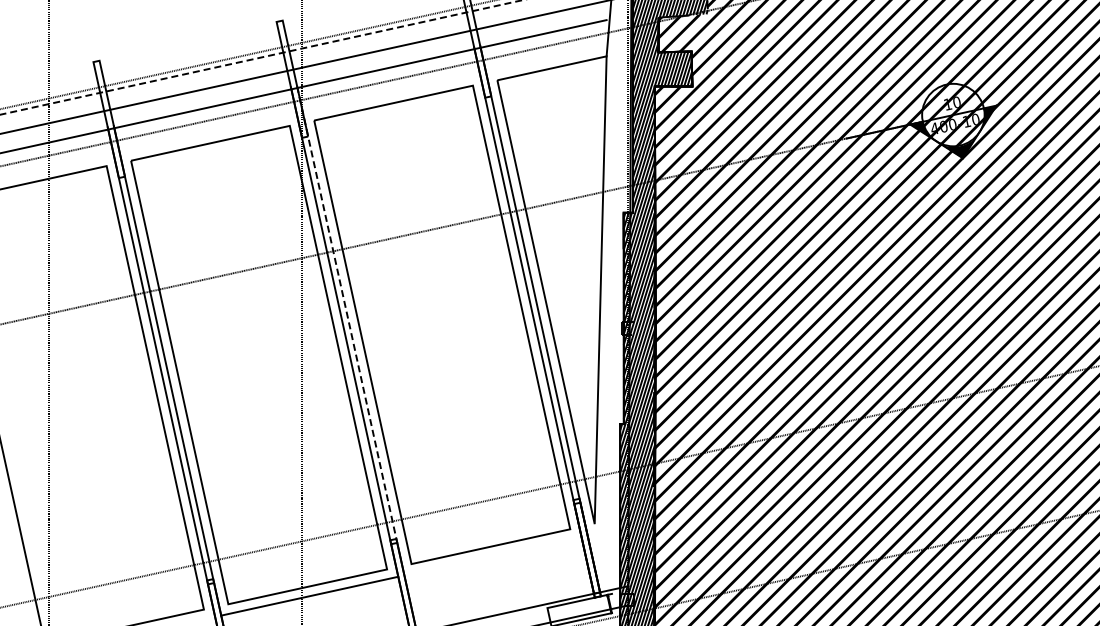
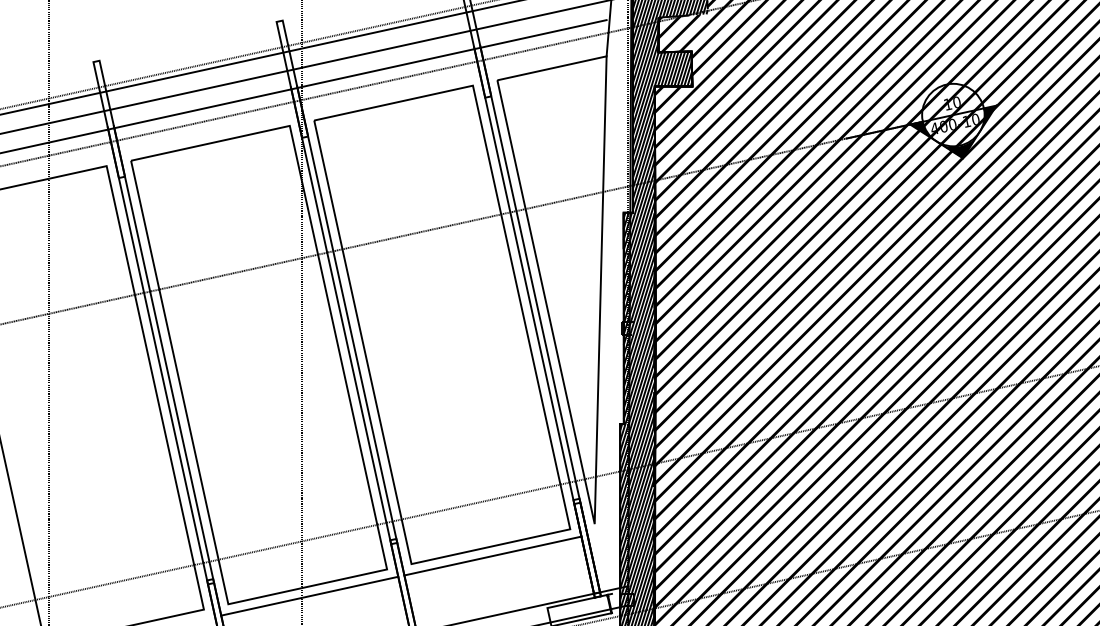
line: dashed -> solid (262, 57)
line: dashed -> solid (347, 314)
line: none -> present (492, 555)
